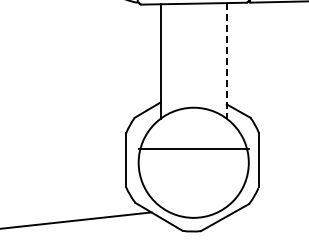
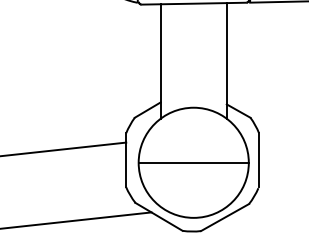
line: dashed -> solid (226, 60)
line: none -> present (64, 148)
line position: (193, 149) -> (193, 163) (193, 163)
